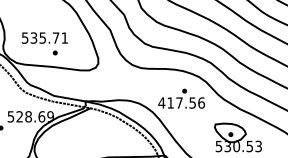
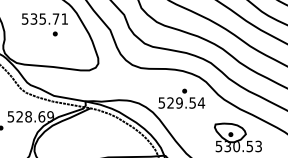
text position: (44, 43) -> (44, 24) (44, 24)
text: 417.56 -> 529.54 (181, 102)
